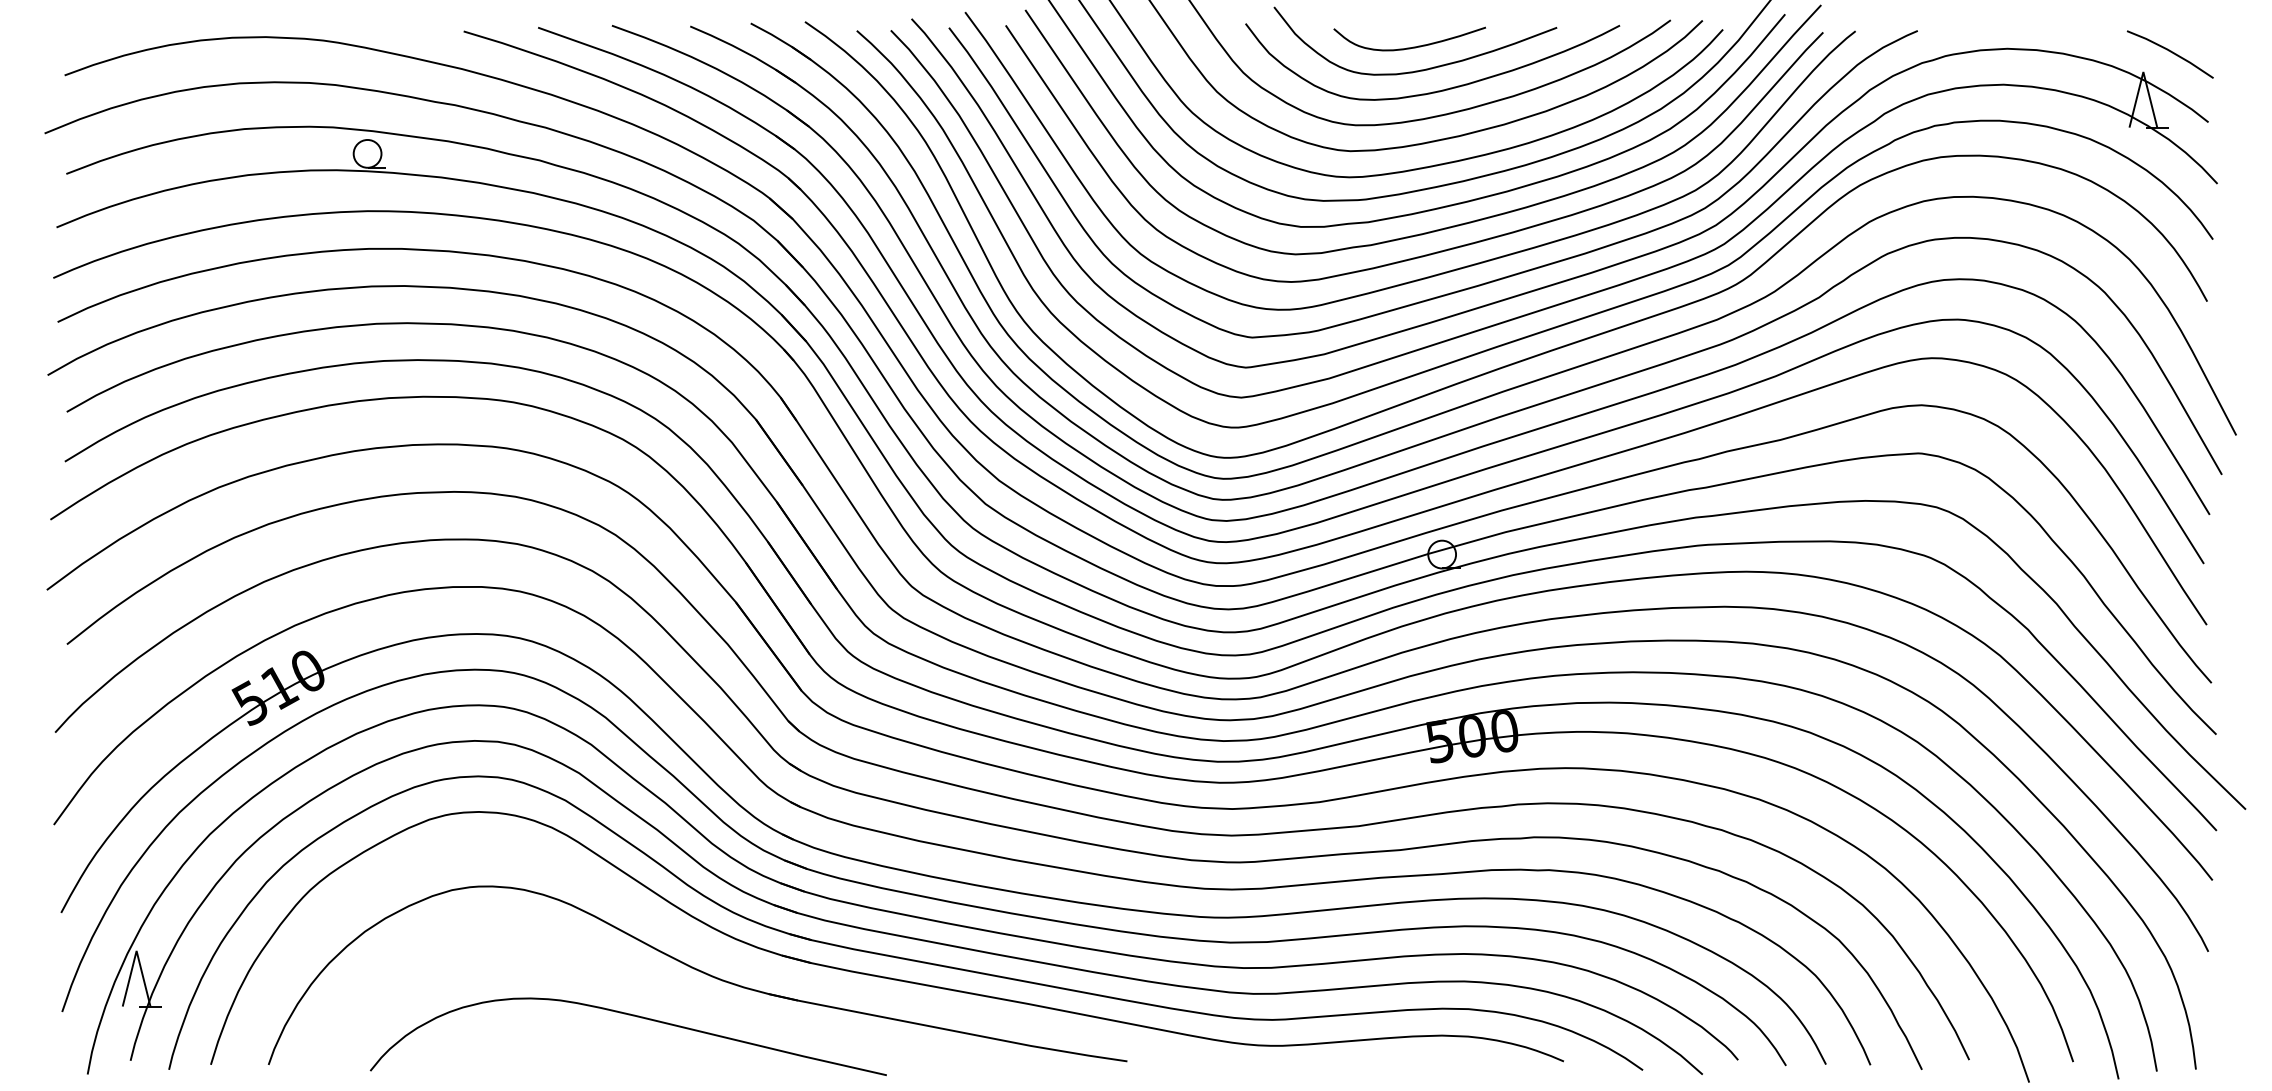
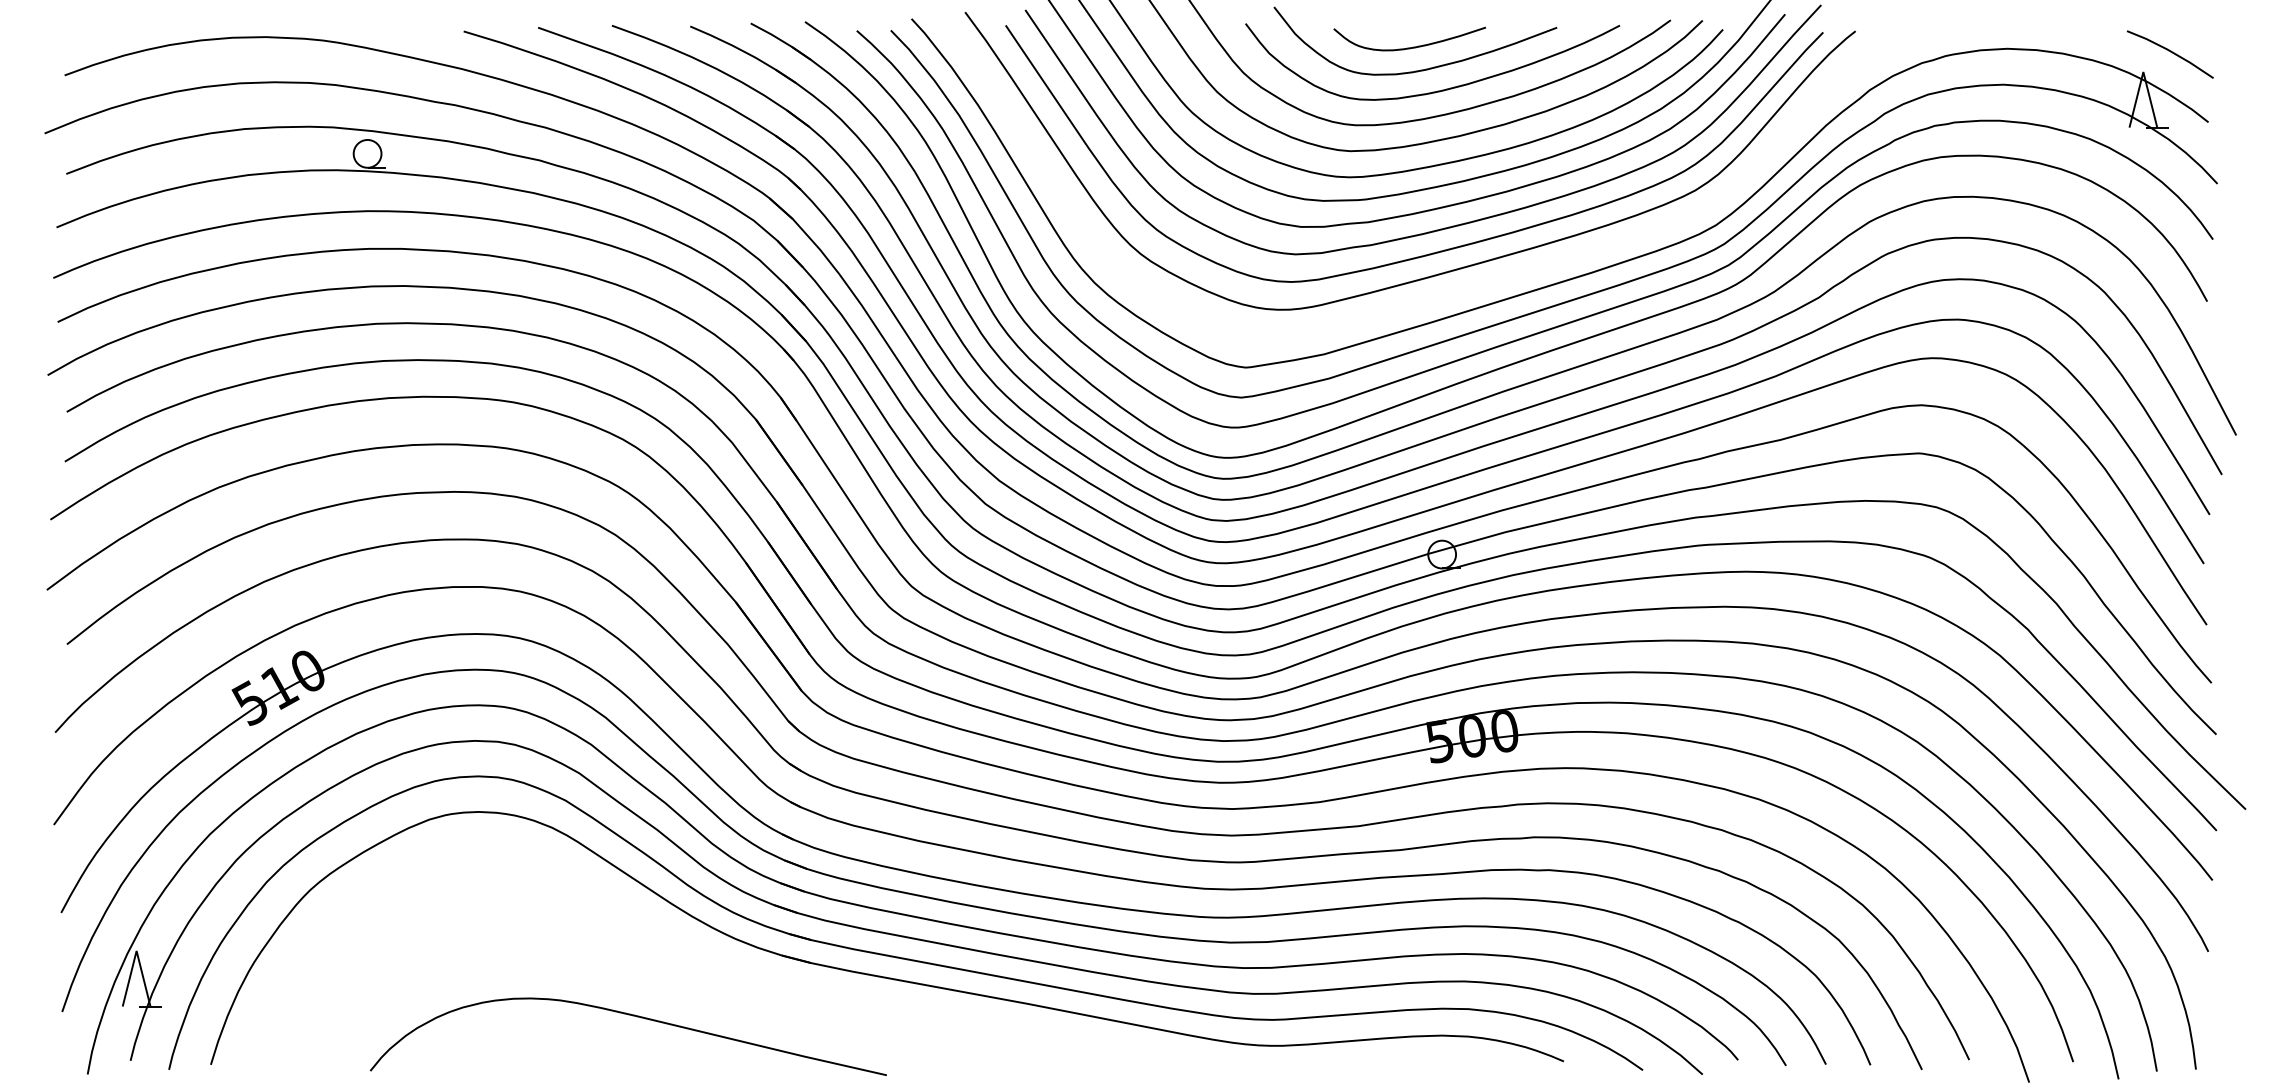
curve: present -> none (1460, 289)
part: present -> none (697, 974)
